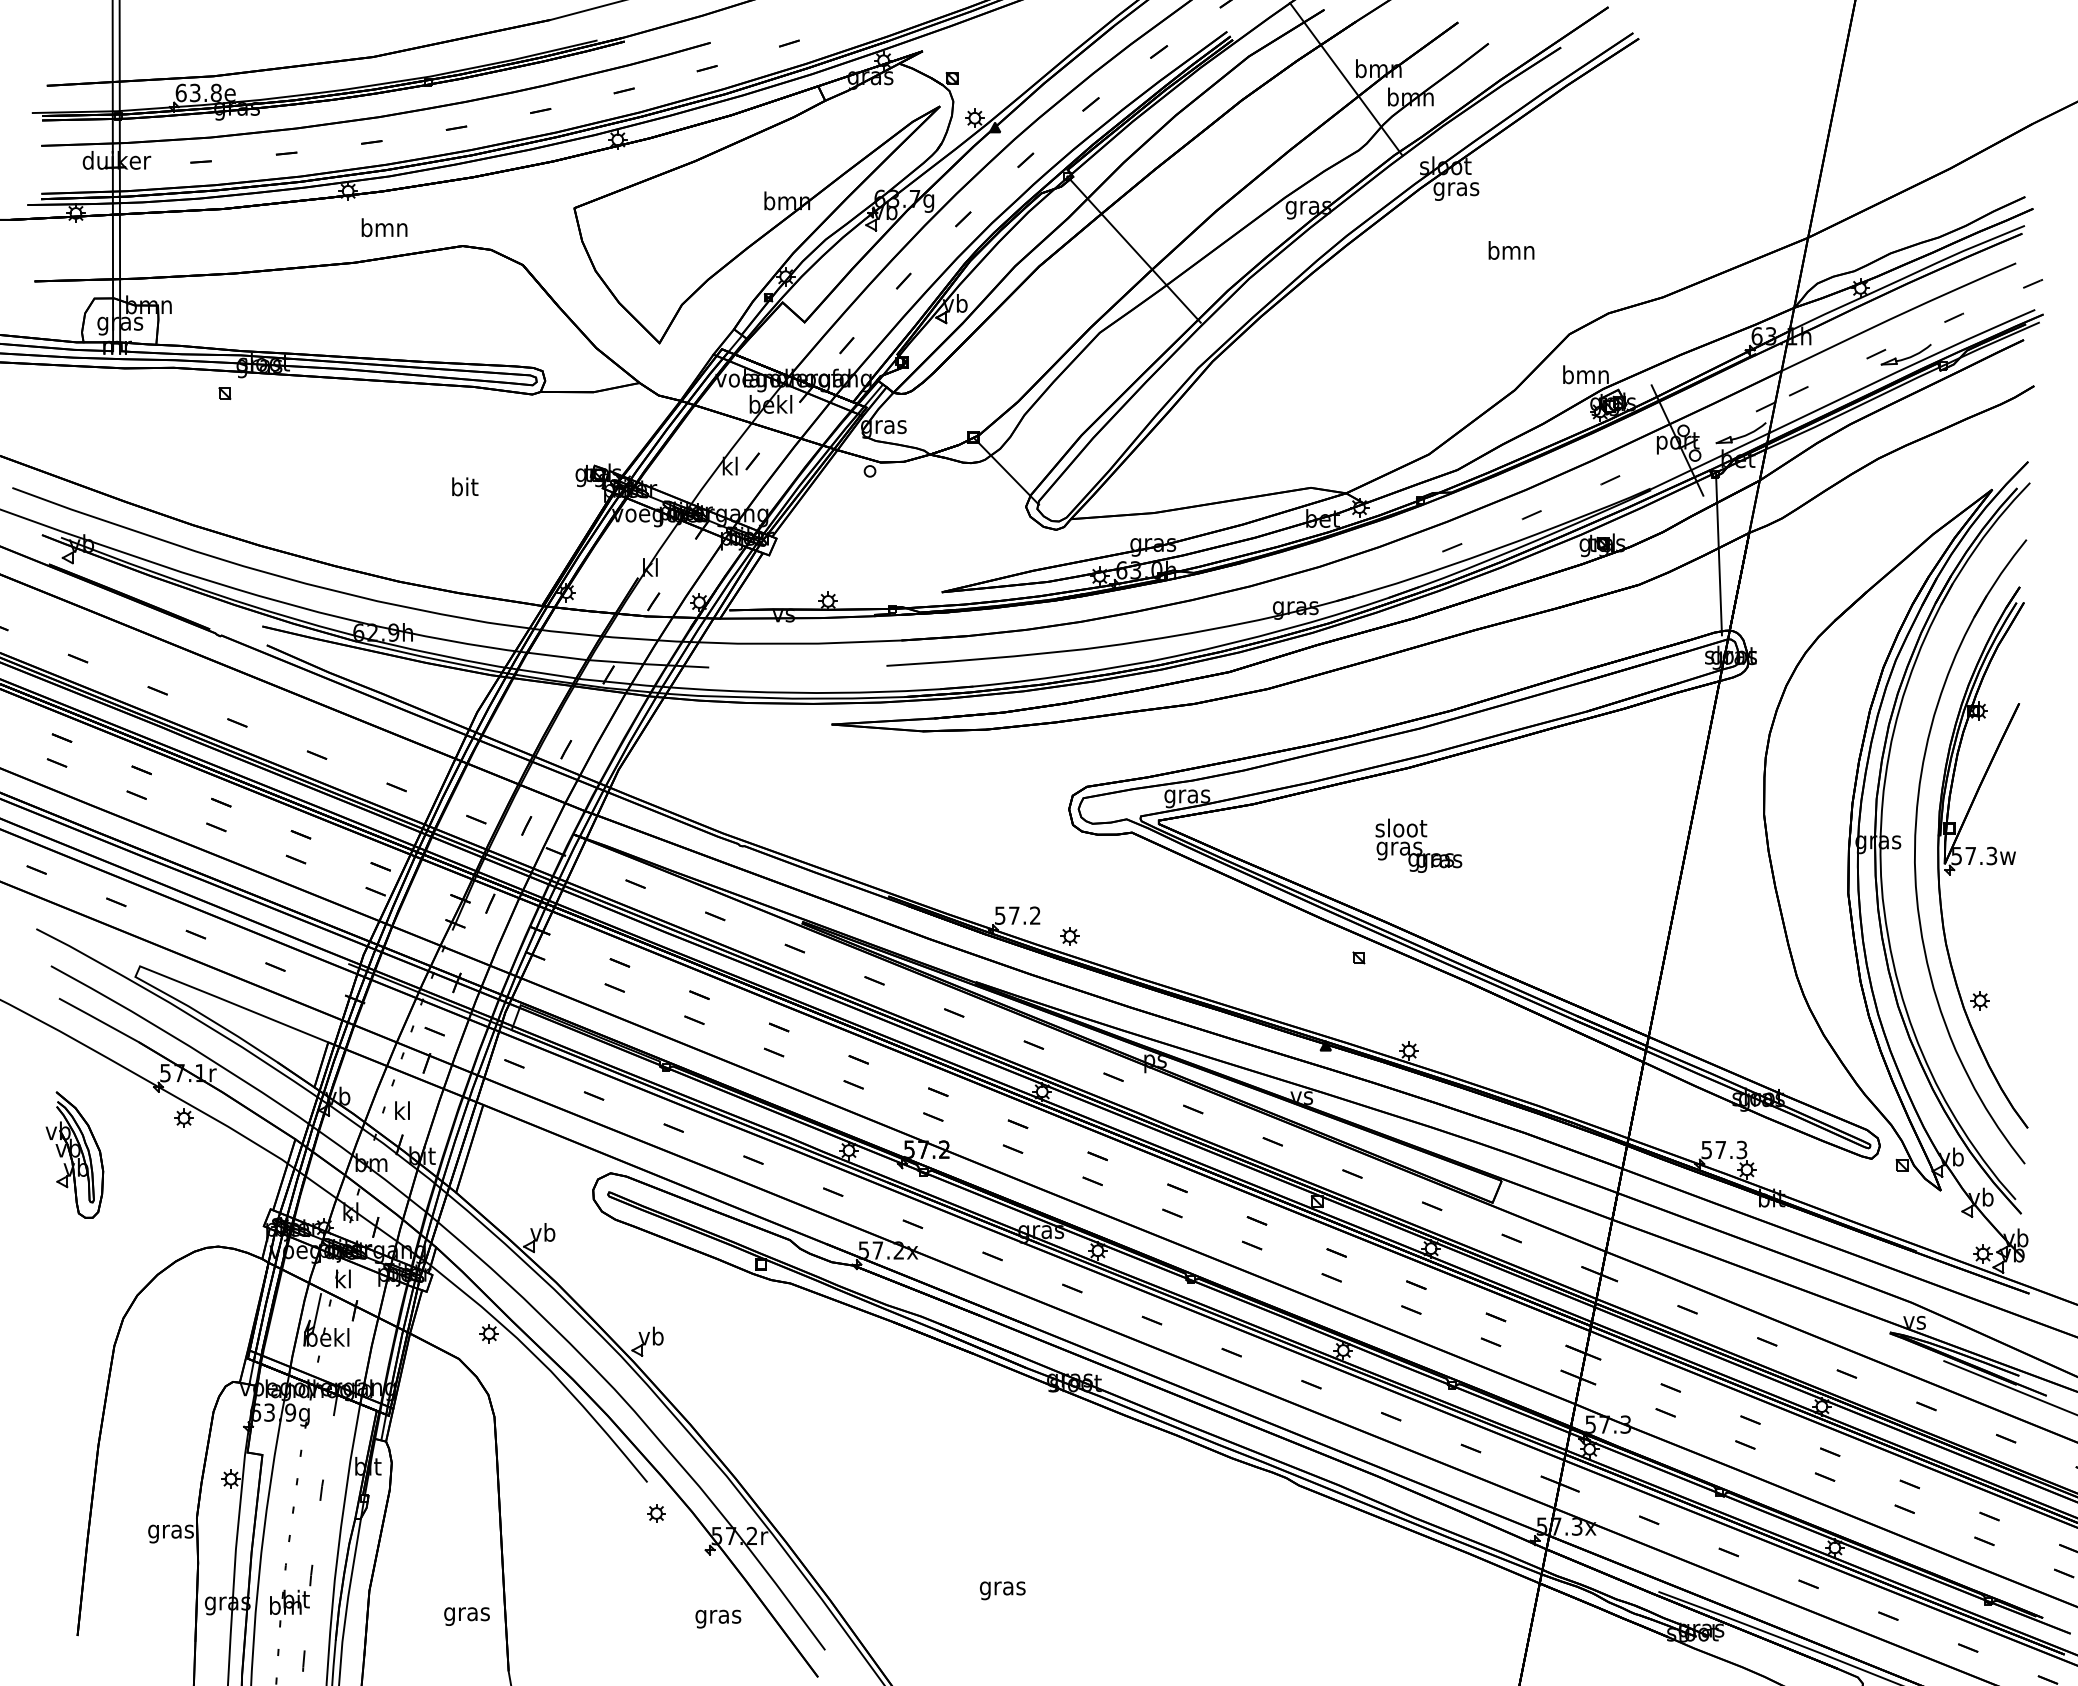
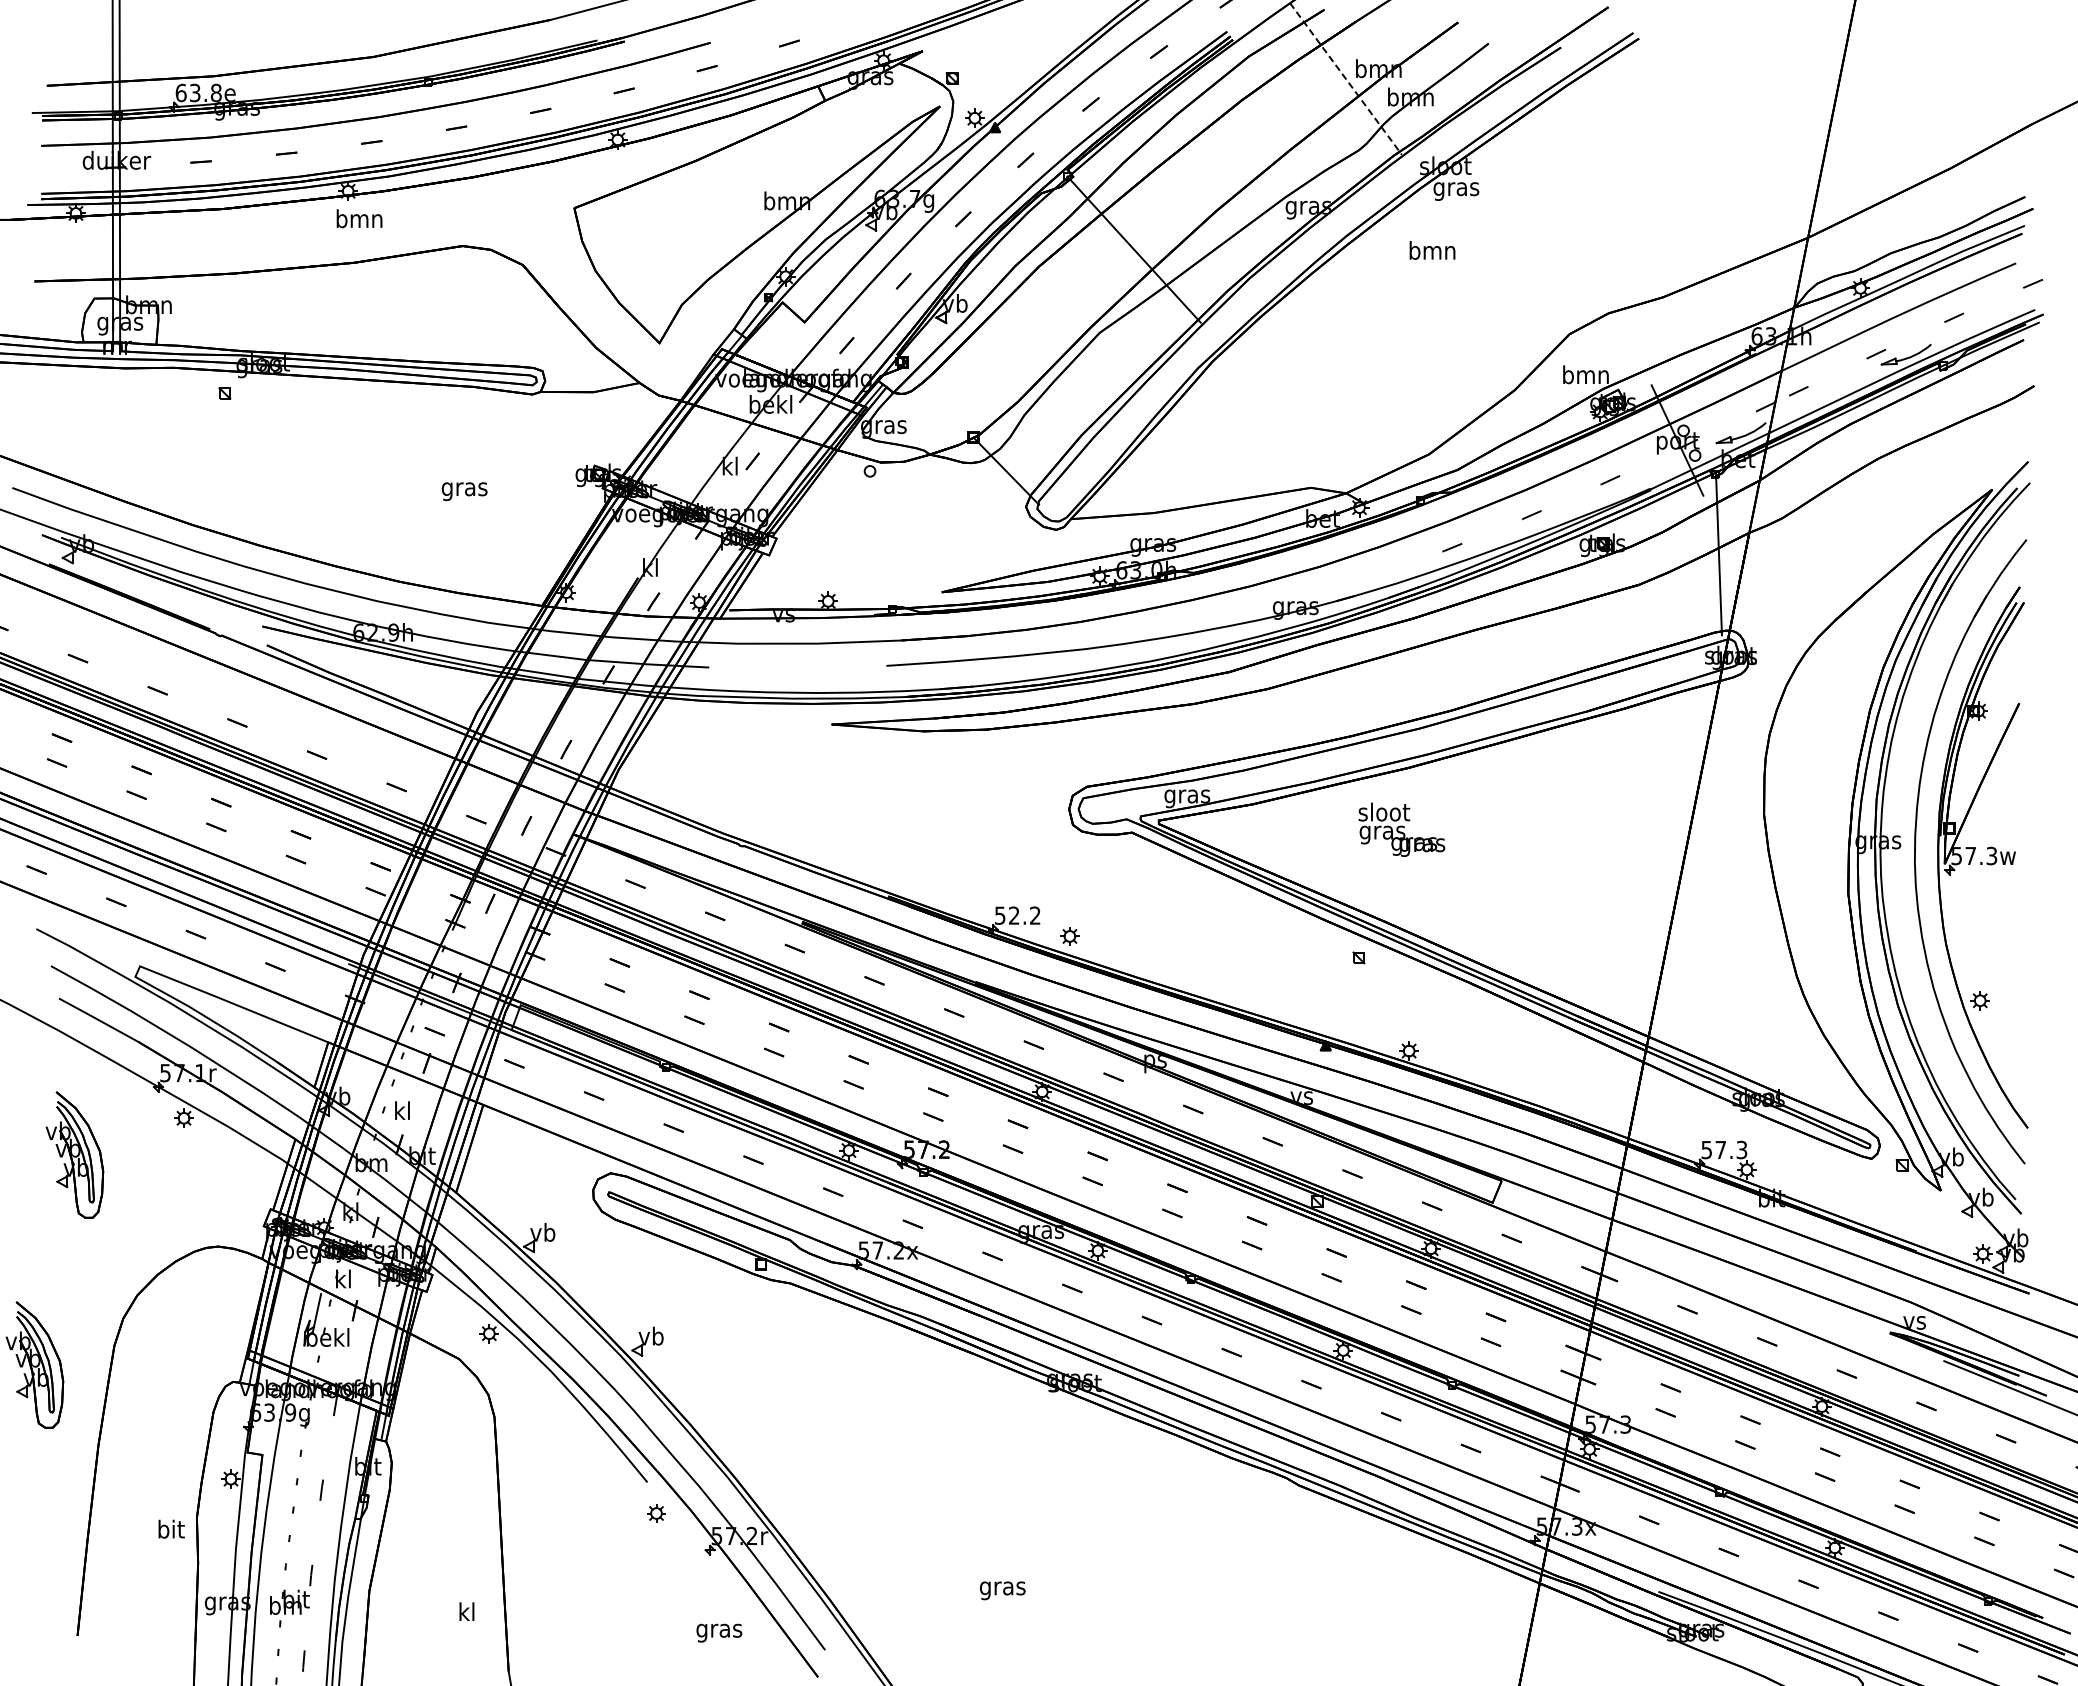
line: solid -> dashed (1346, 79)
text position: (384, 227) -> (359, 218) (359, 218)
text position: (1511, 250) -> (1432, 250) (1432, 250)
text: bit -> gras (464, 489)
text position: (1418, 845) -> (1401, 829) (1401, 829)
text: 57.2 -> 52.2 (1014, 915)
part: none -> present (34, 1364)
text: gras -> bit (170, 1531)
text: gras -> kl (466, 1613)
text position: (718, 1618) -> (719, 1632) (719, 1632)
